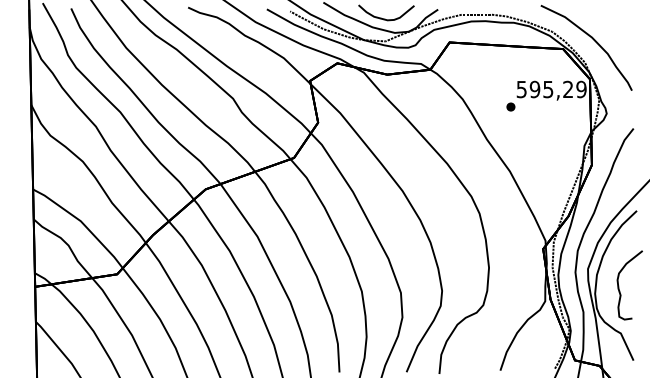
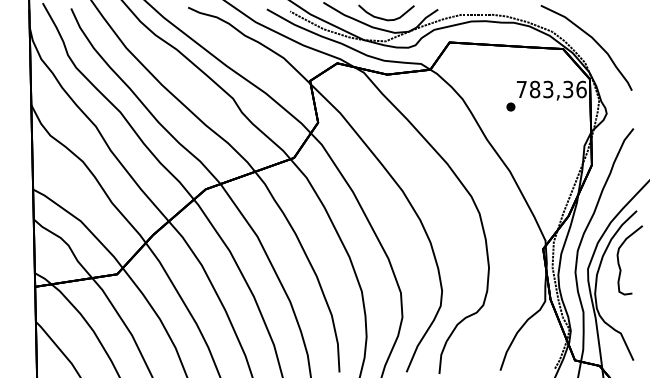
text: 595,29 -> 783,36 (551, 89)
curve position: (619, 285) -> (619, 260) (619, 260)
